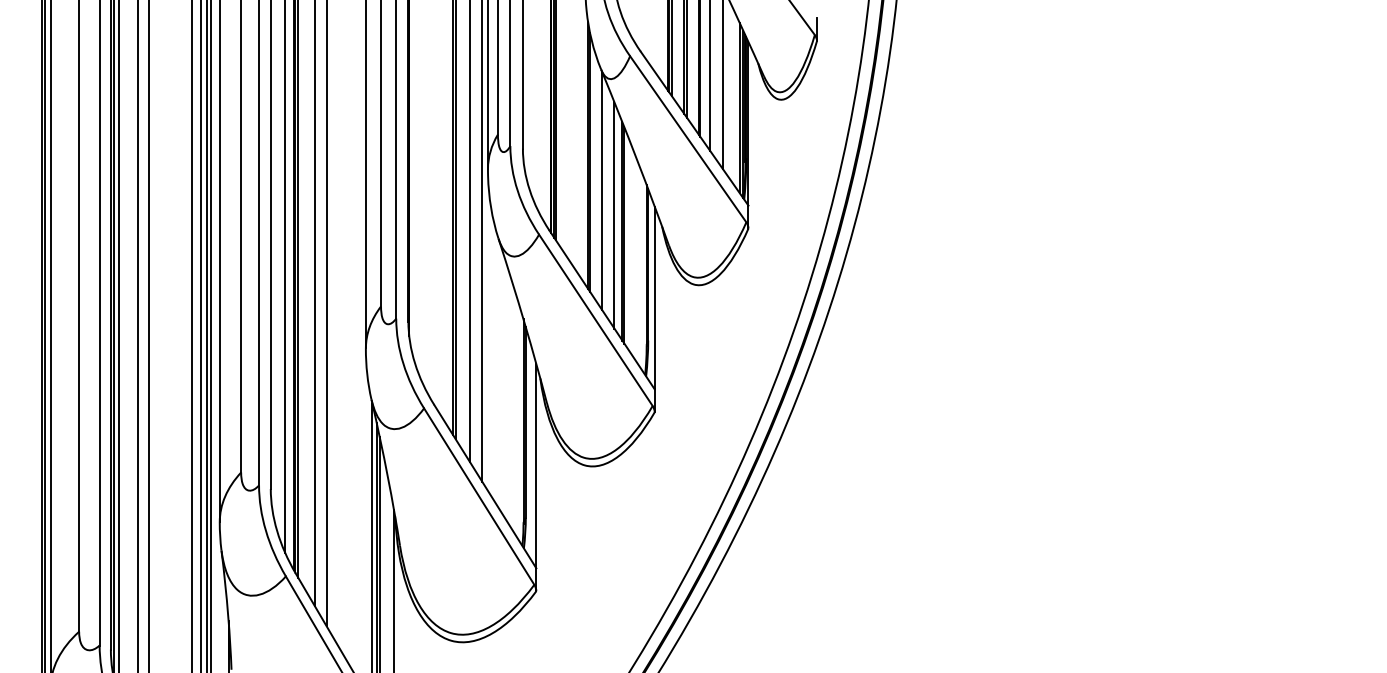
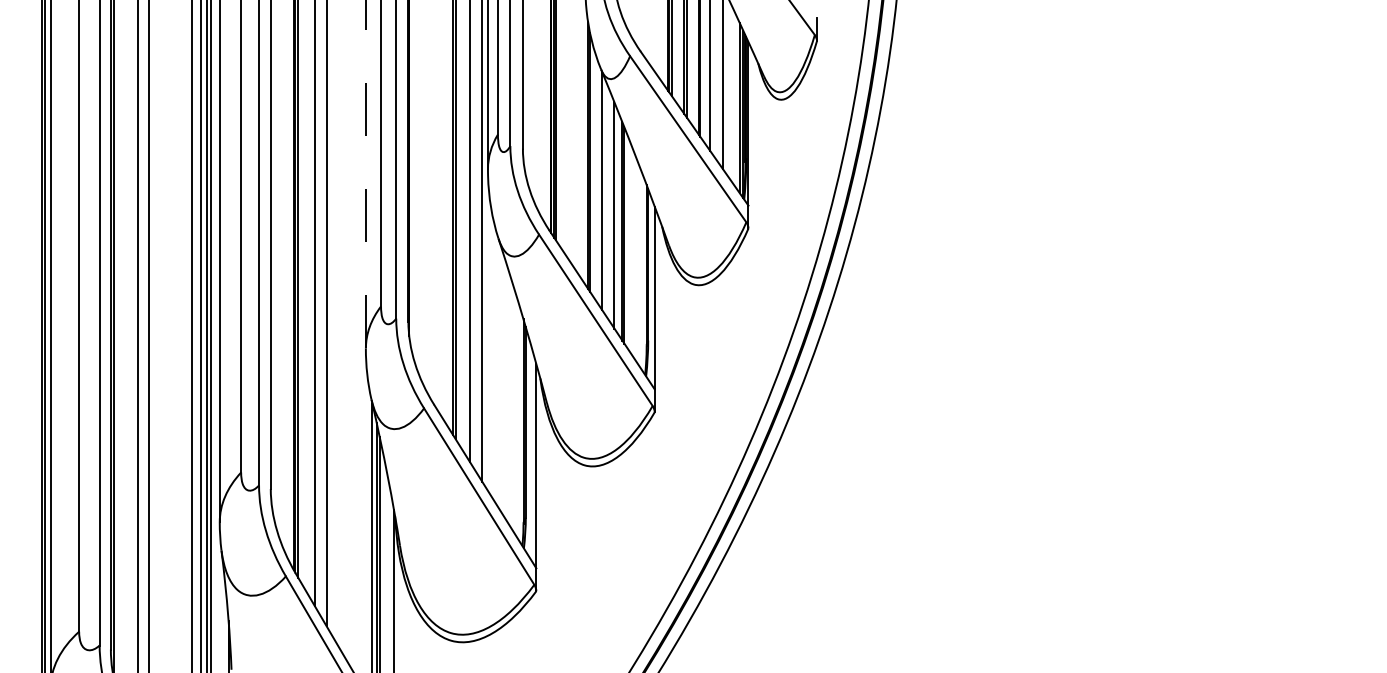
line: solid -> dashed (365, 174)
line: present -> none (285, 277)
line: present -> none (118, 335)
